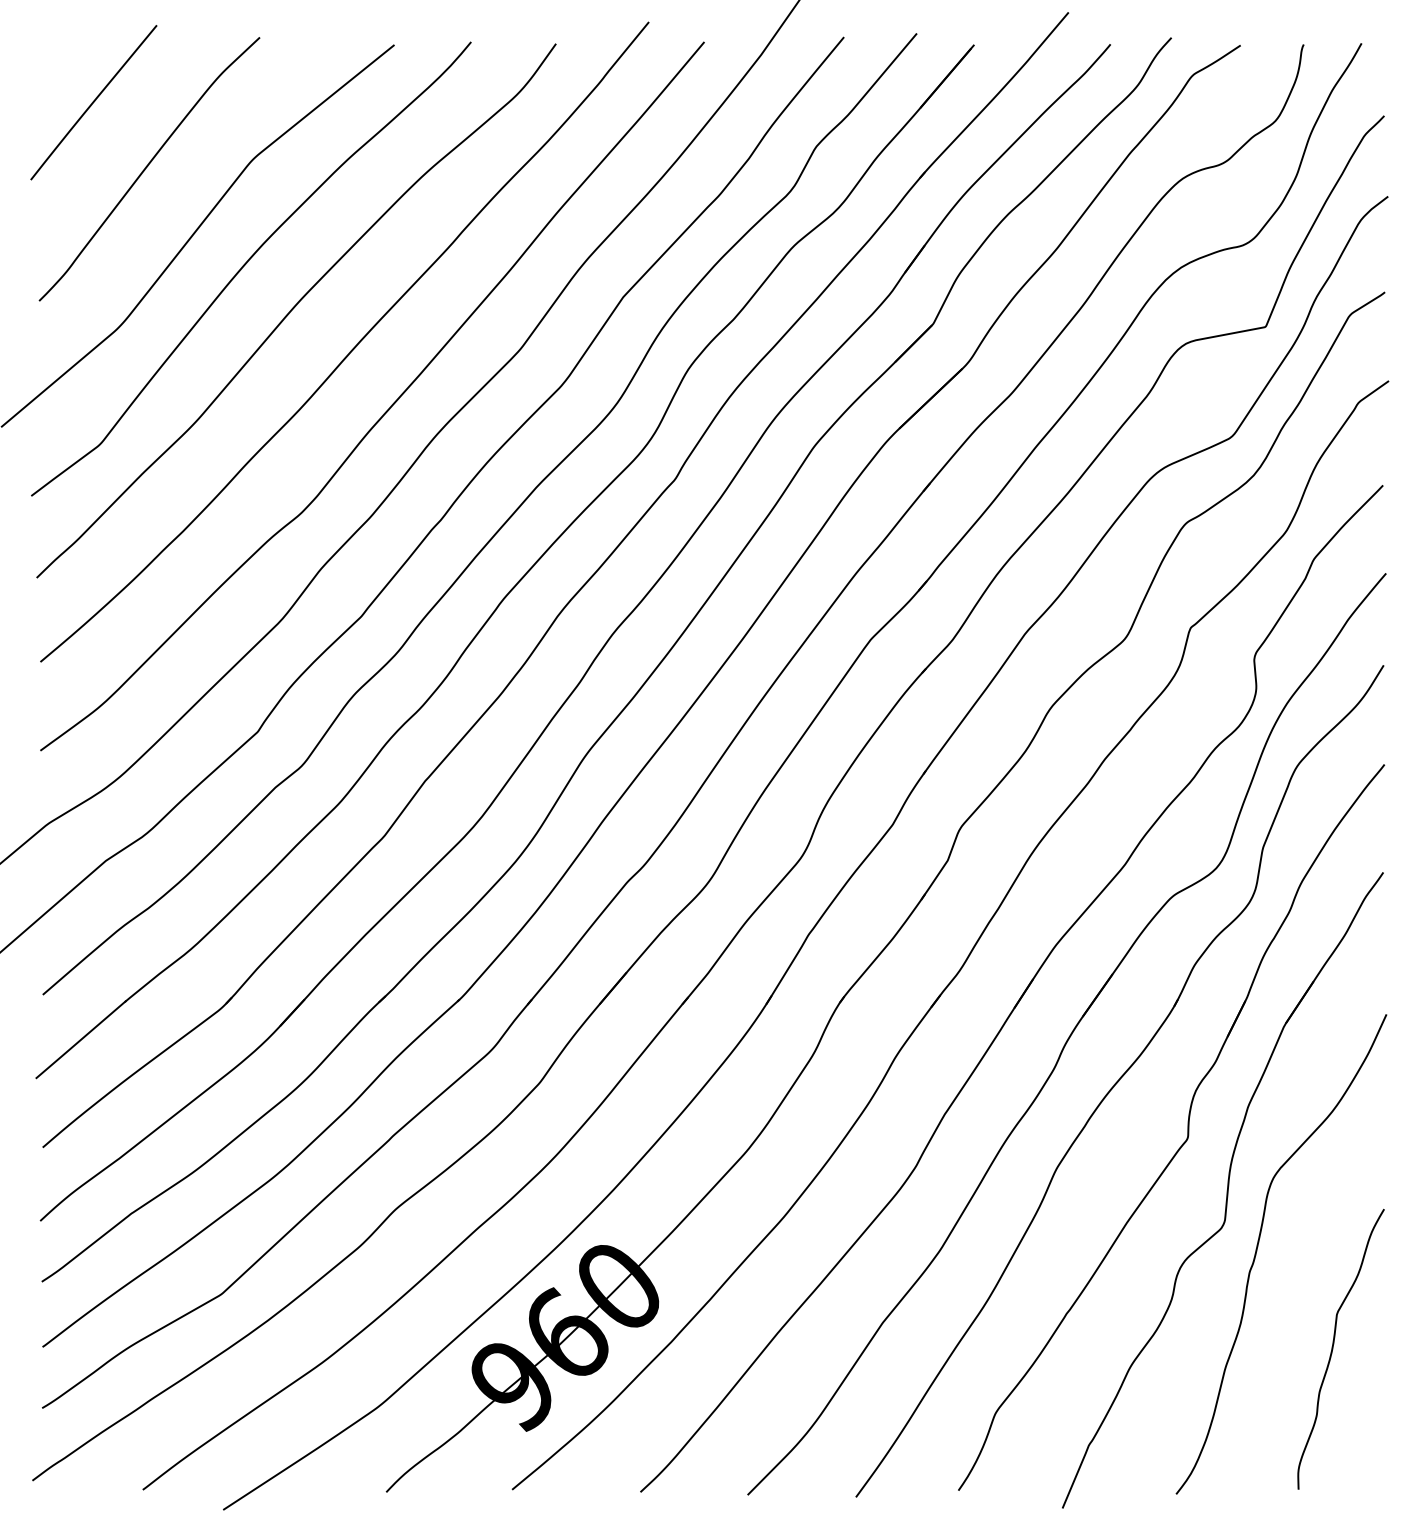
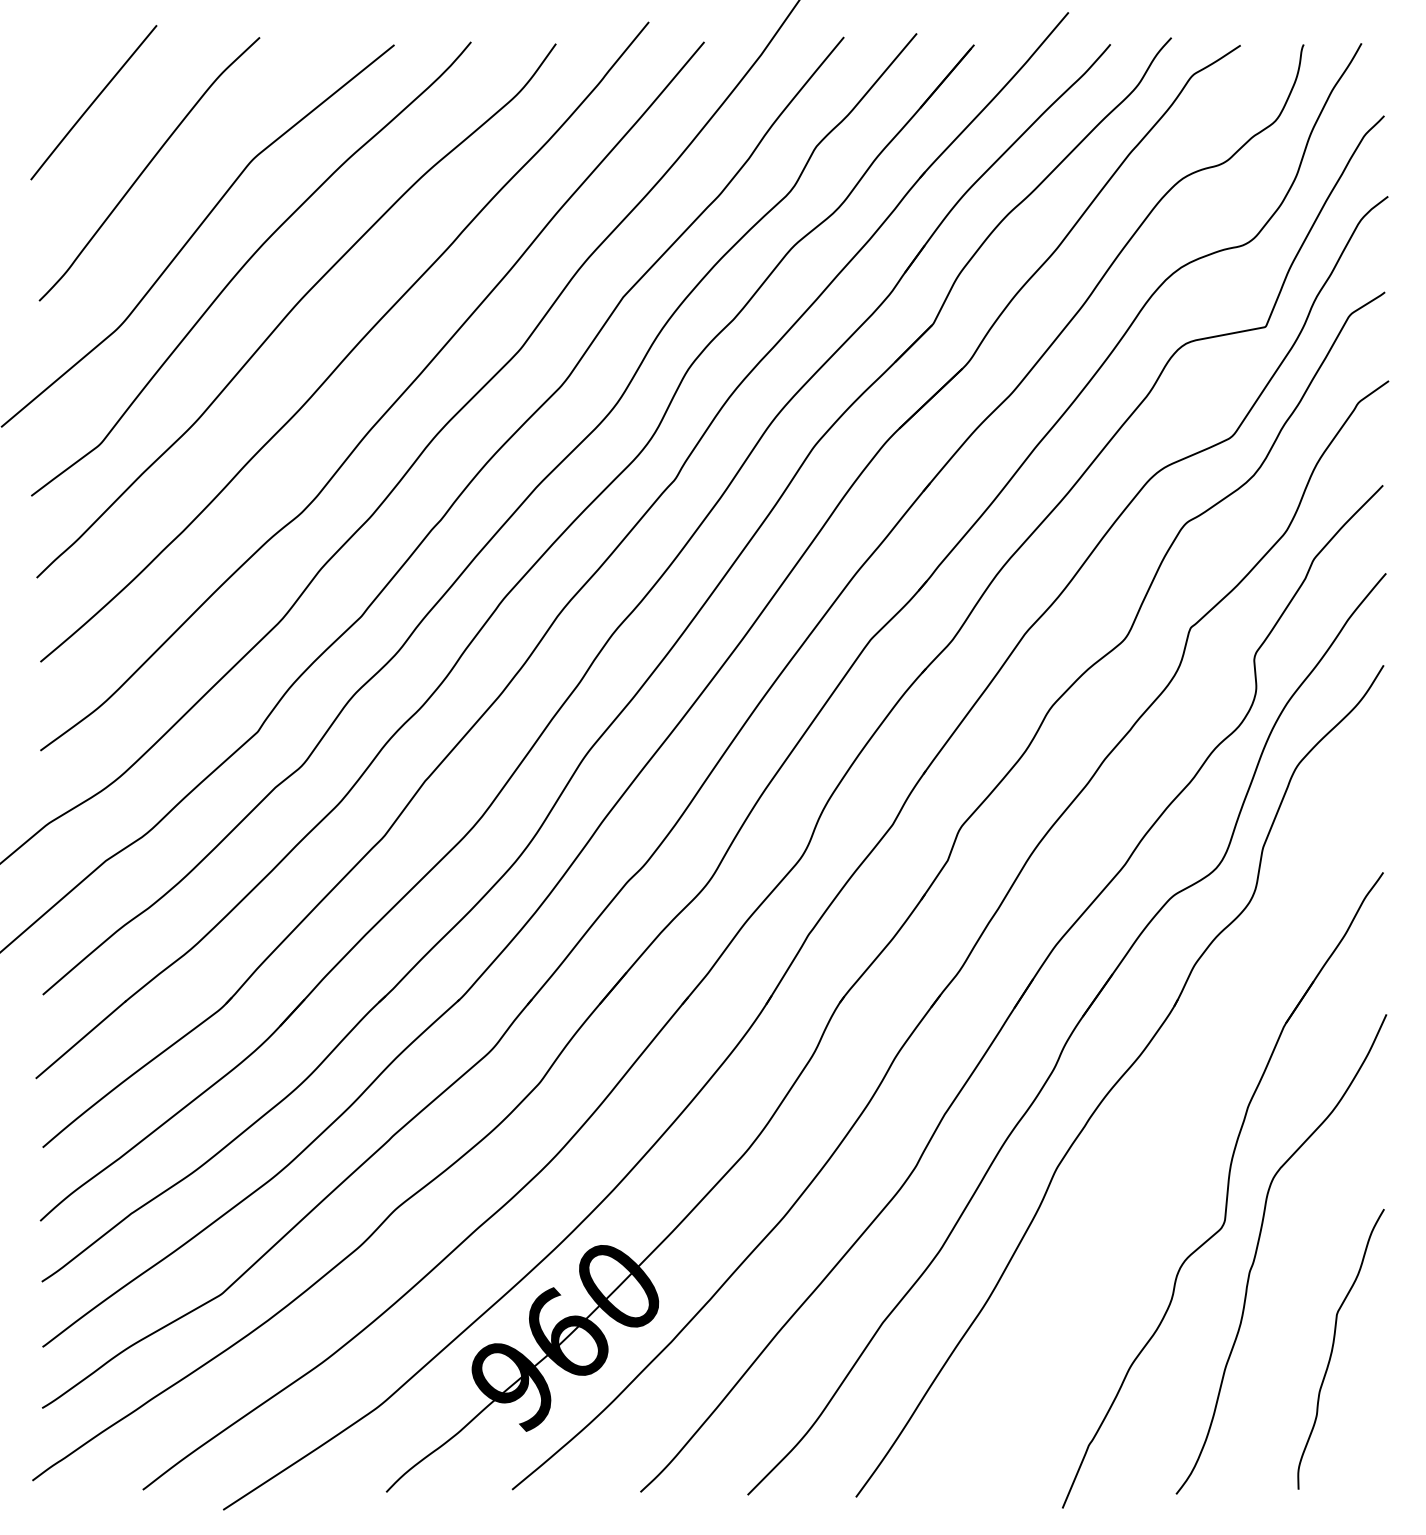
part: present -> none (1187, 1127)
